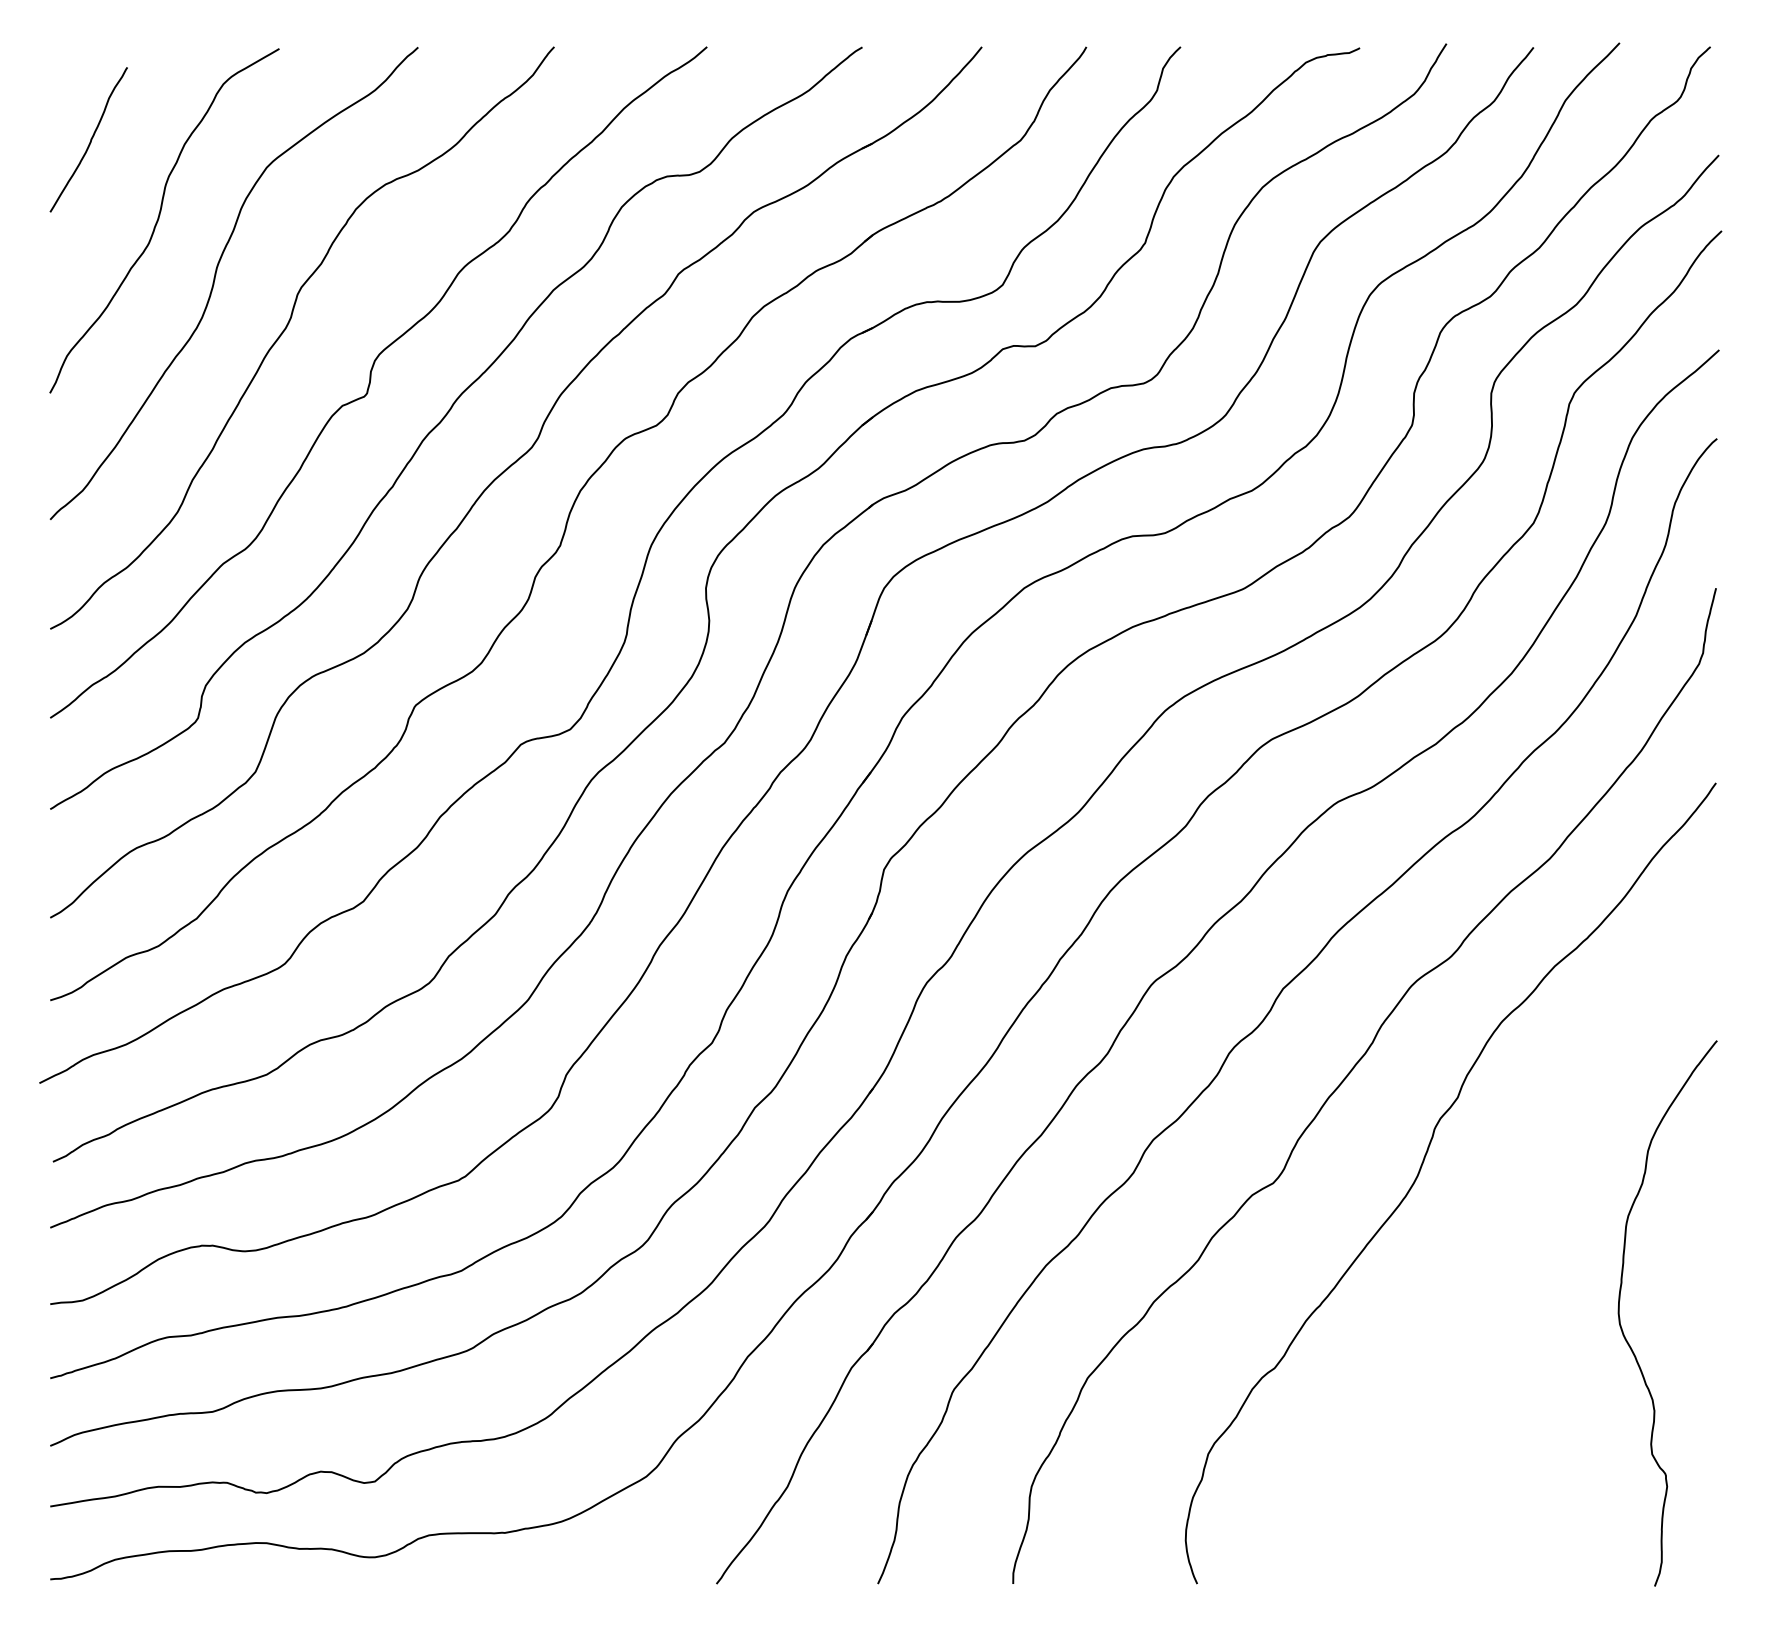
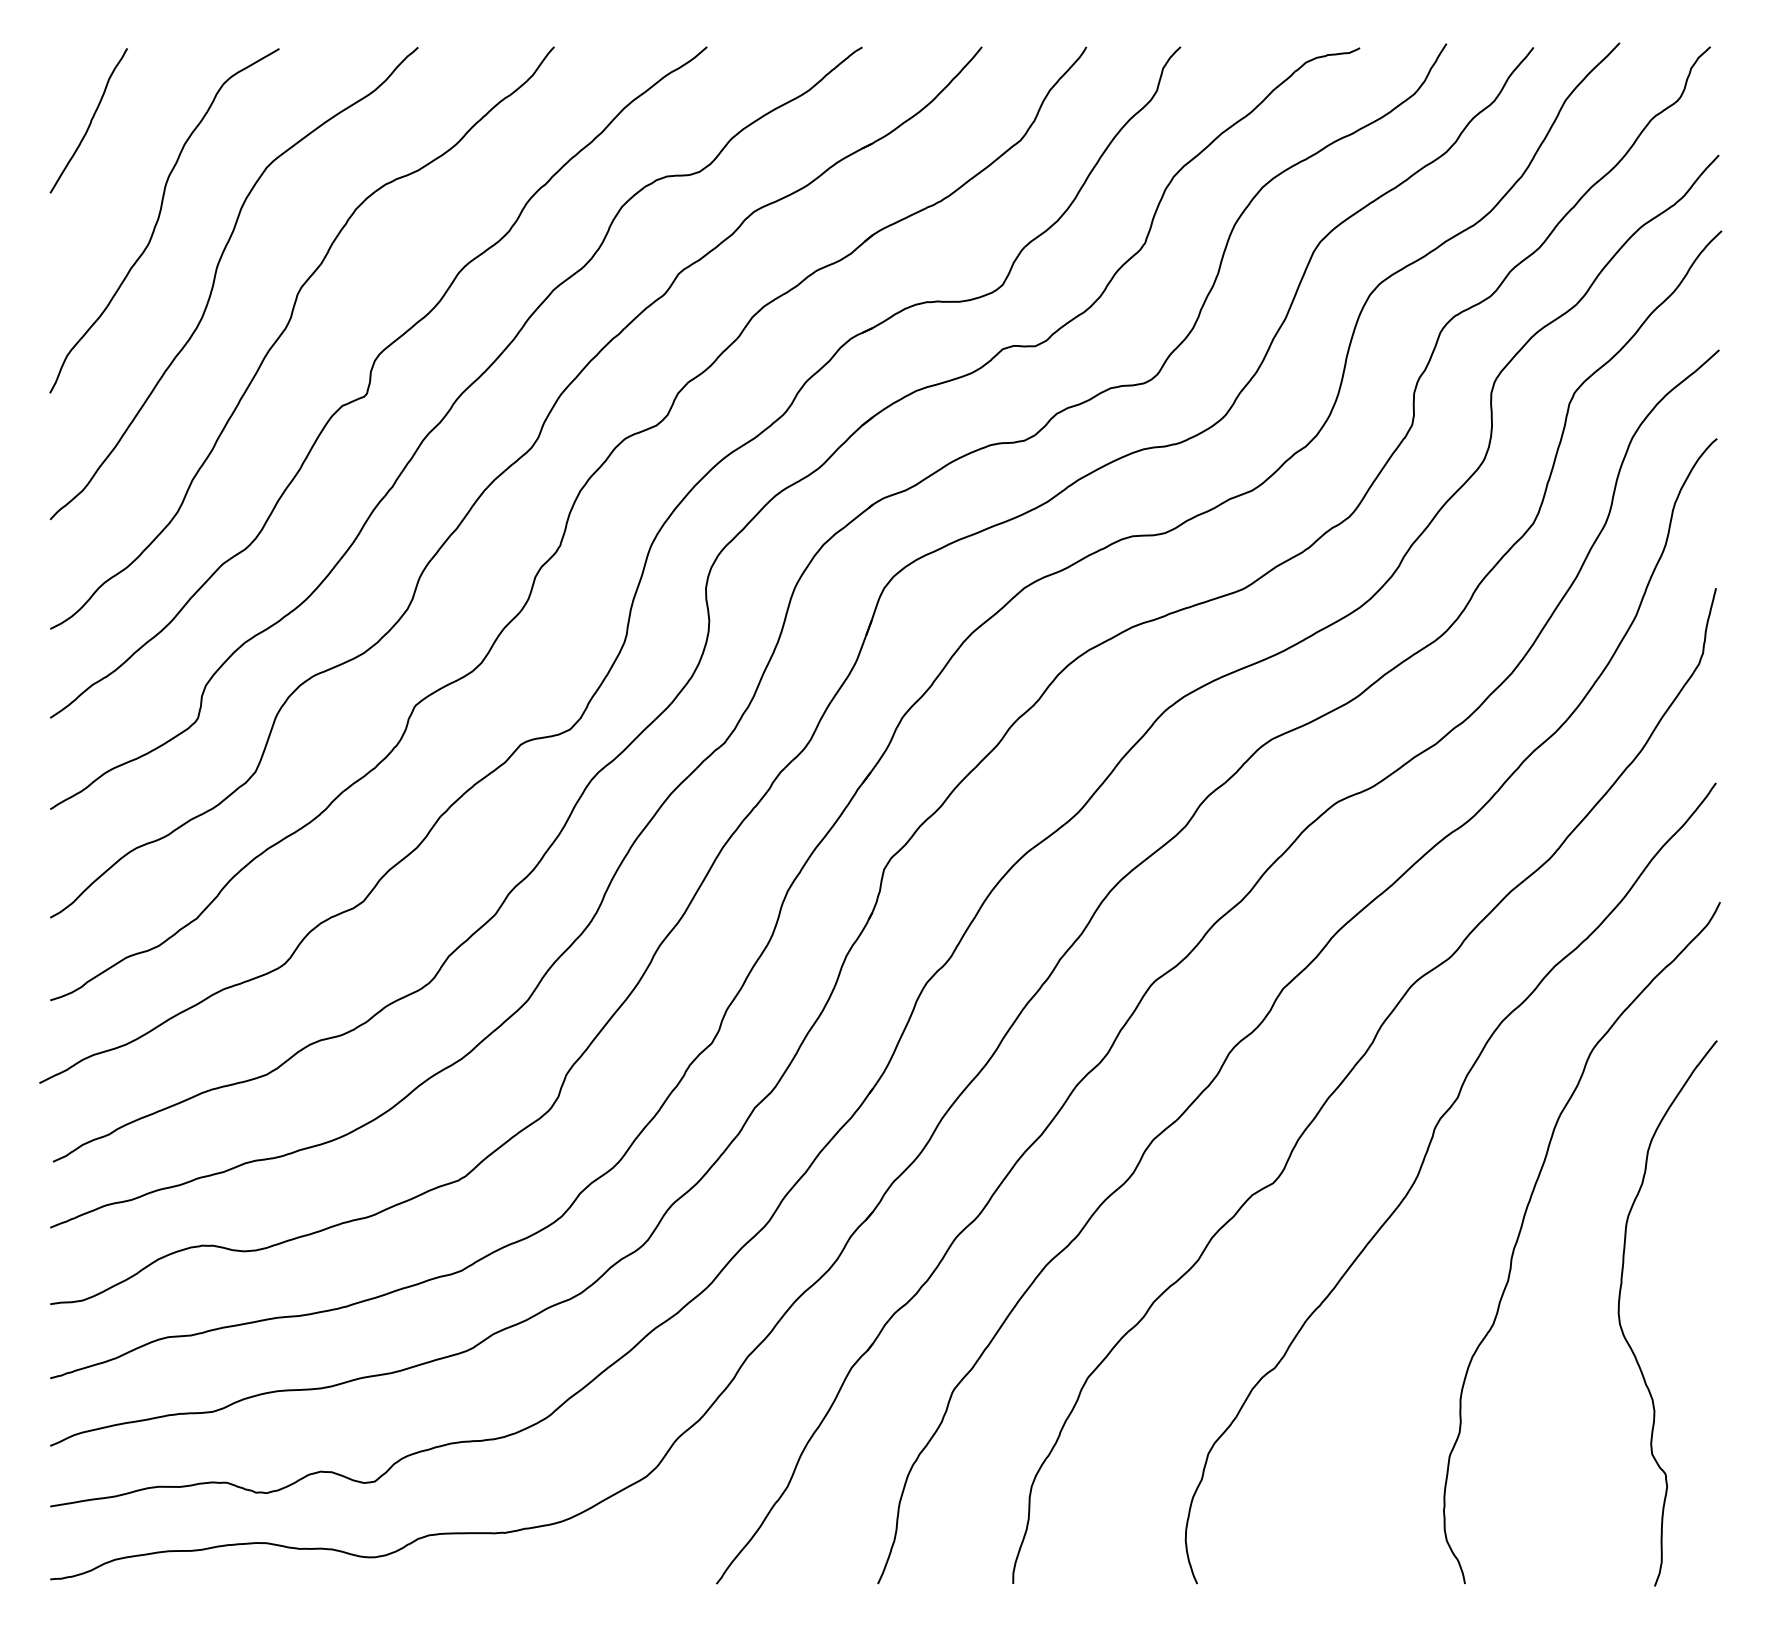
curve position: (90, 139) -> (90, 120) (90, 120)
curve: none -> present (1523, 1224)
